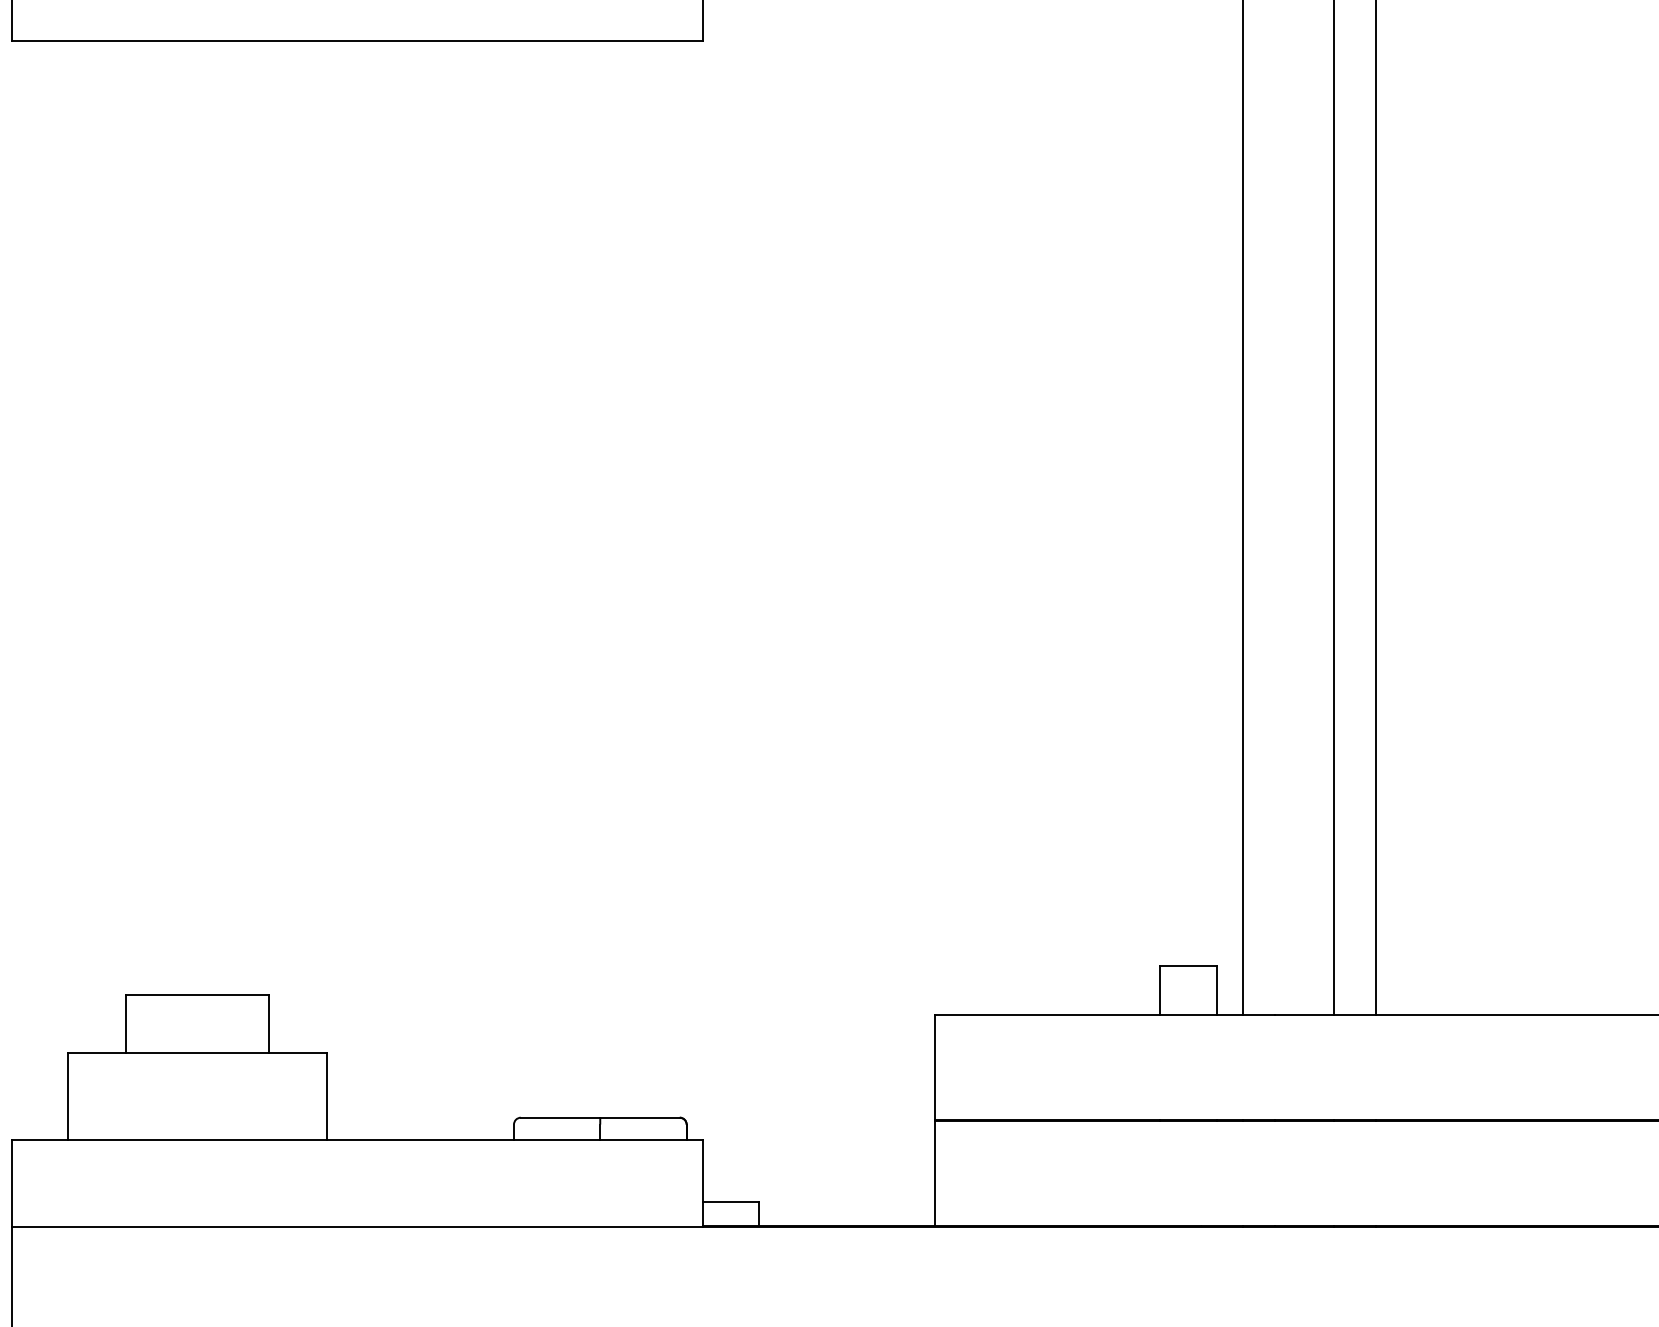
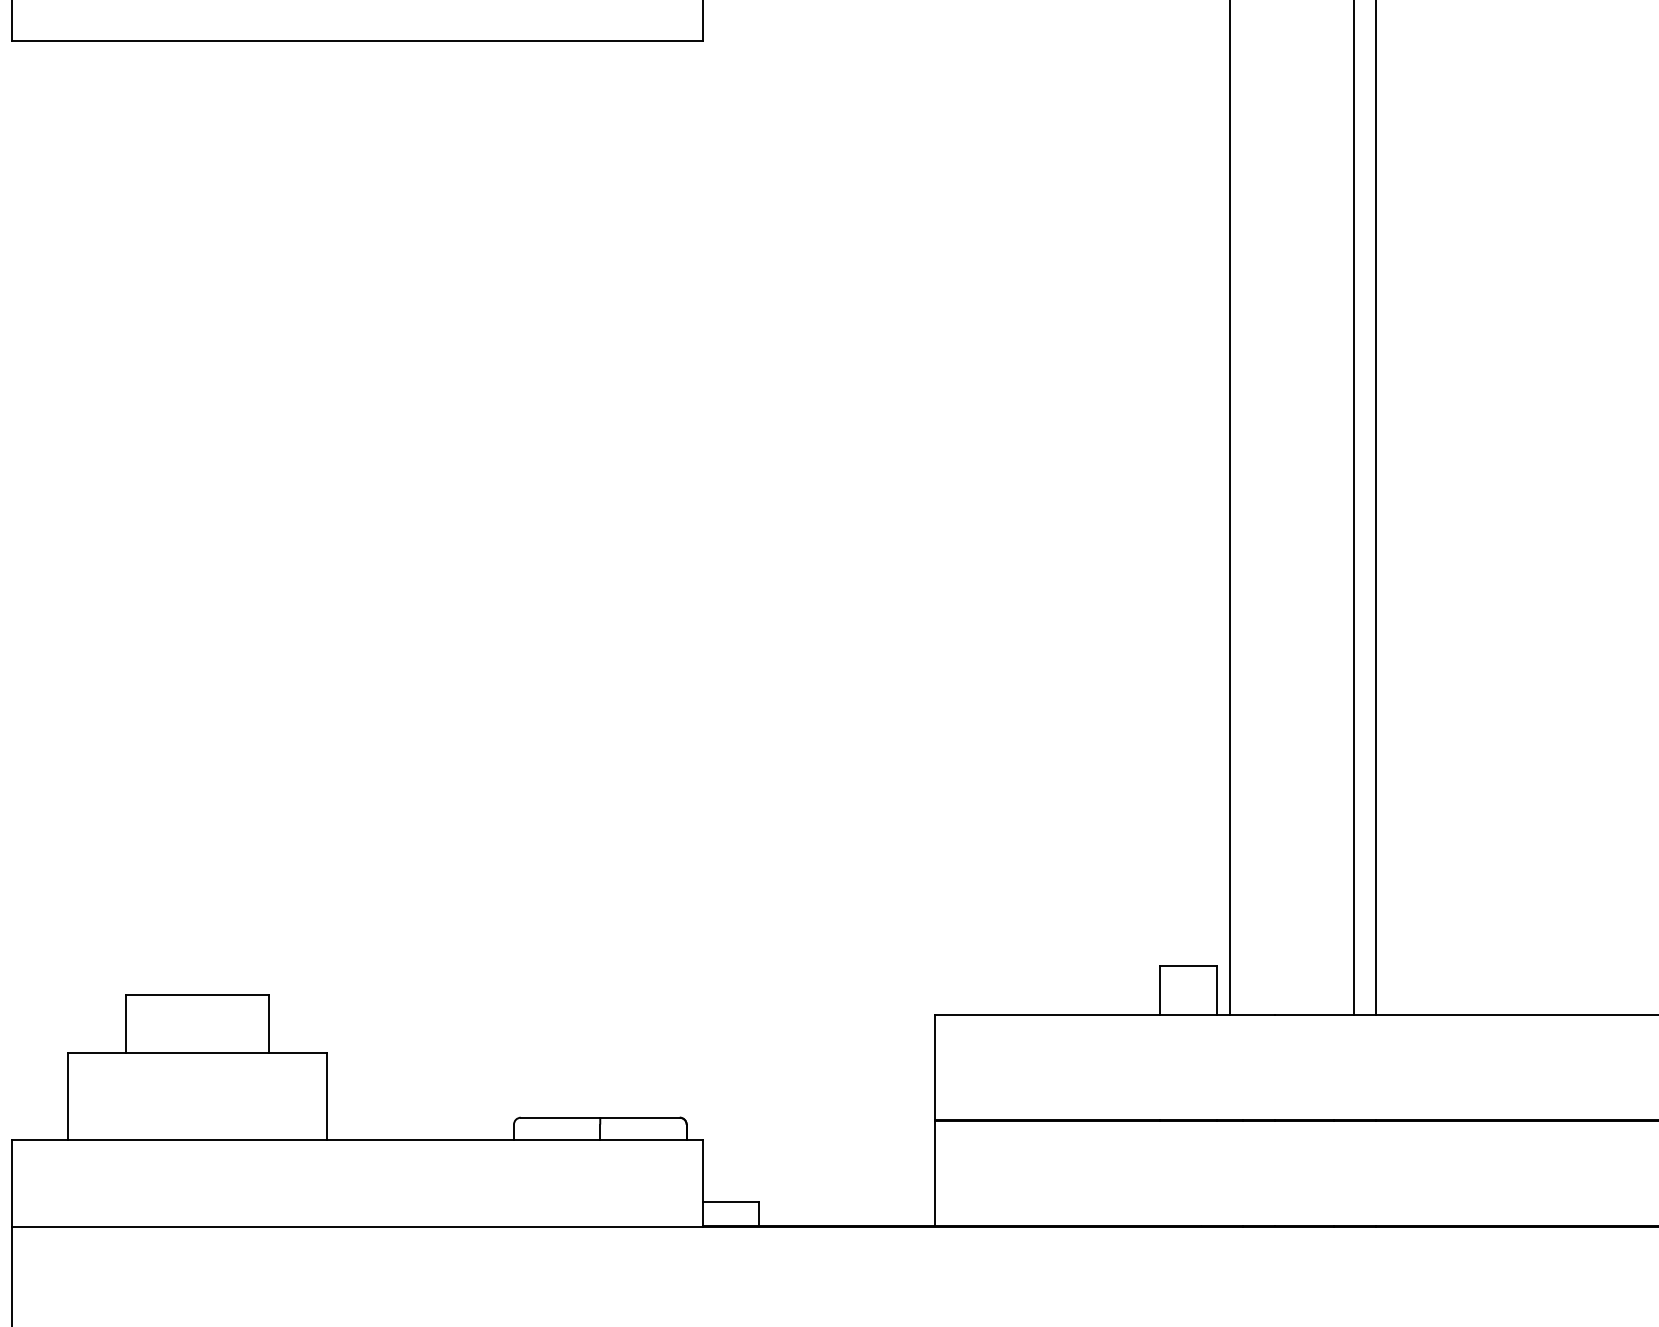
line position: (1243, 508) -> (1230, 508) (1230, 508)
line position: (1333, 508) -> (1353, 508) (1353, 508)
